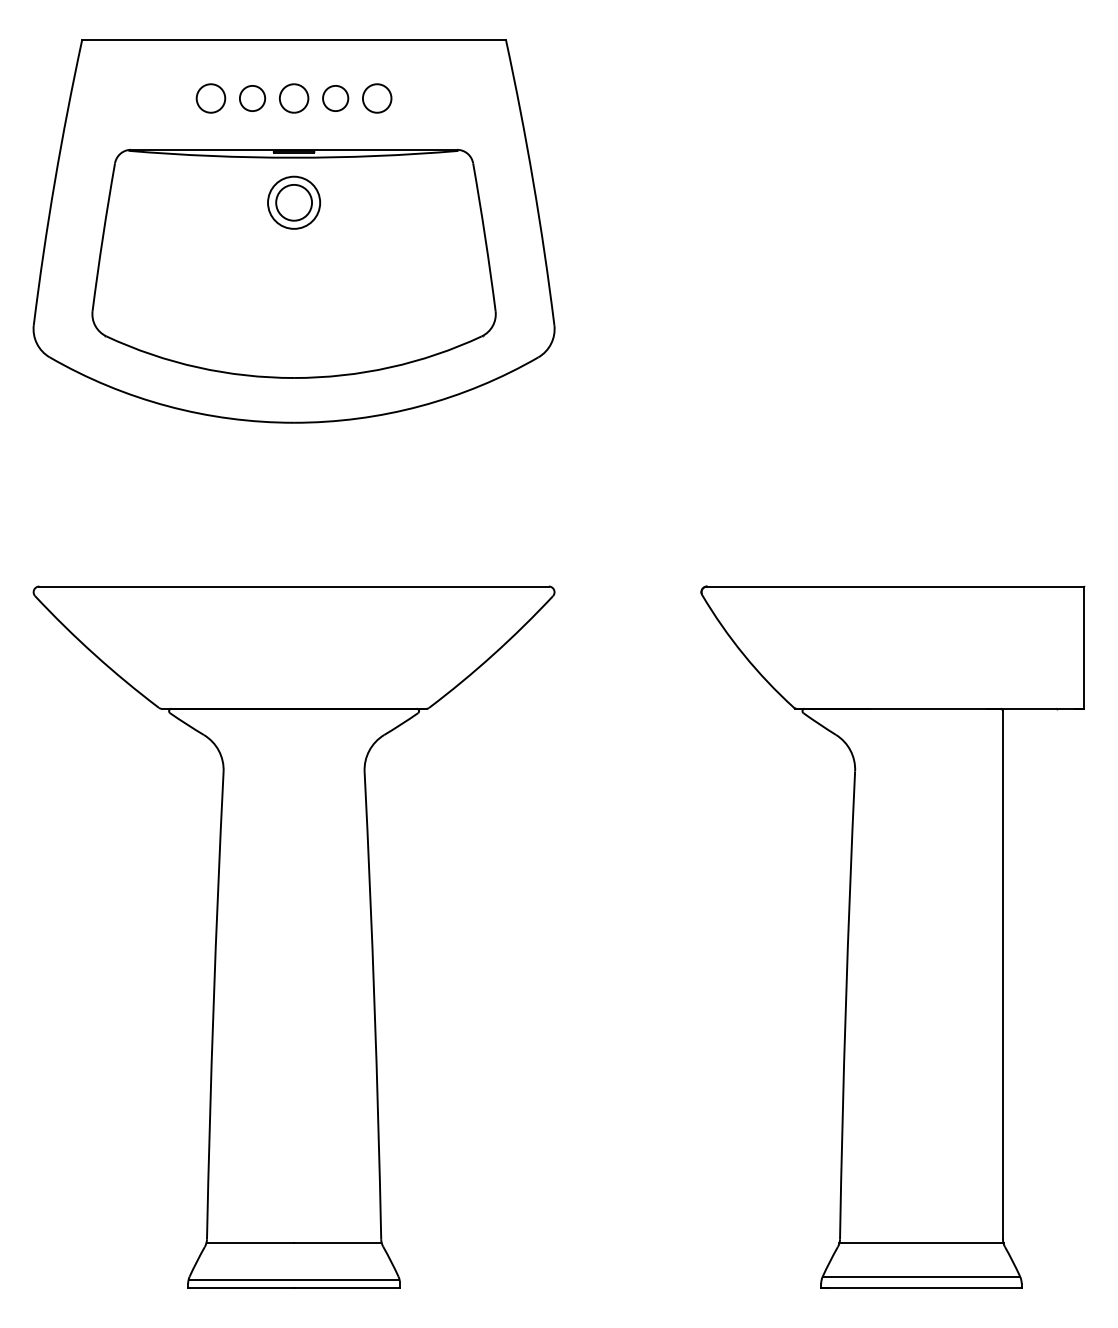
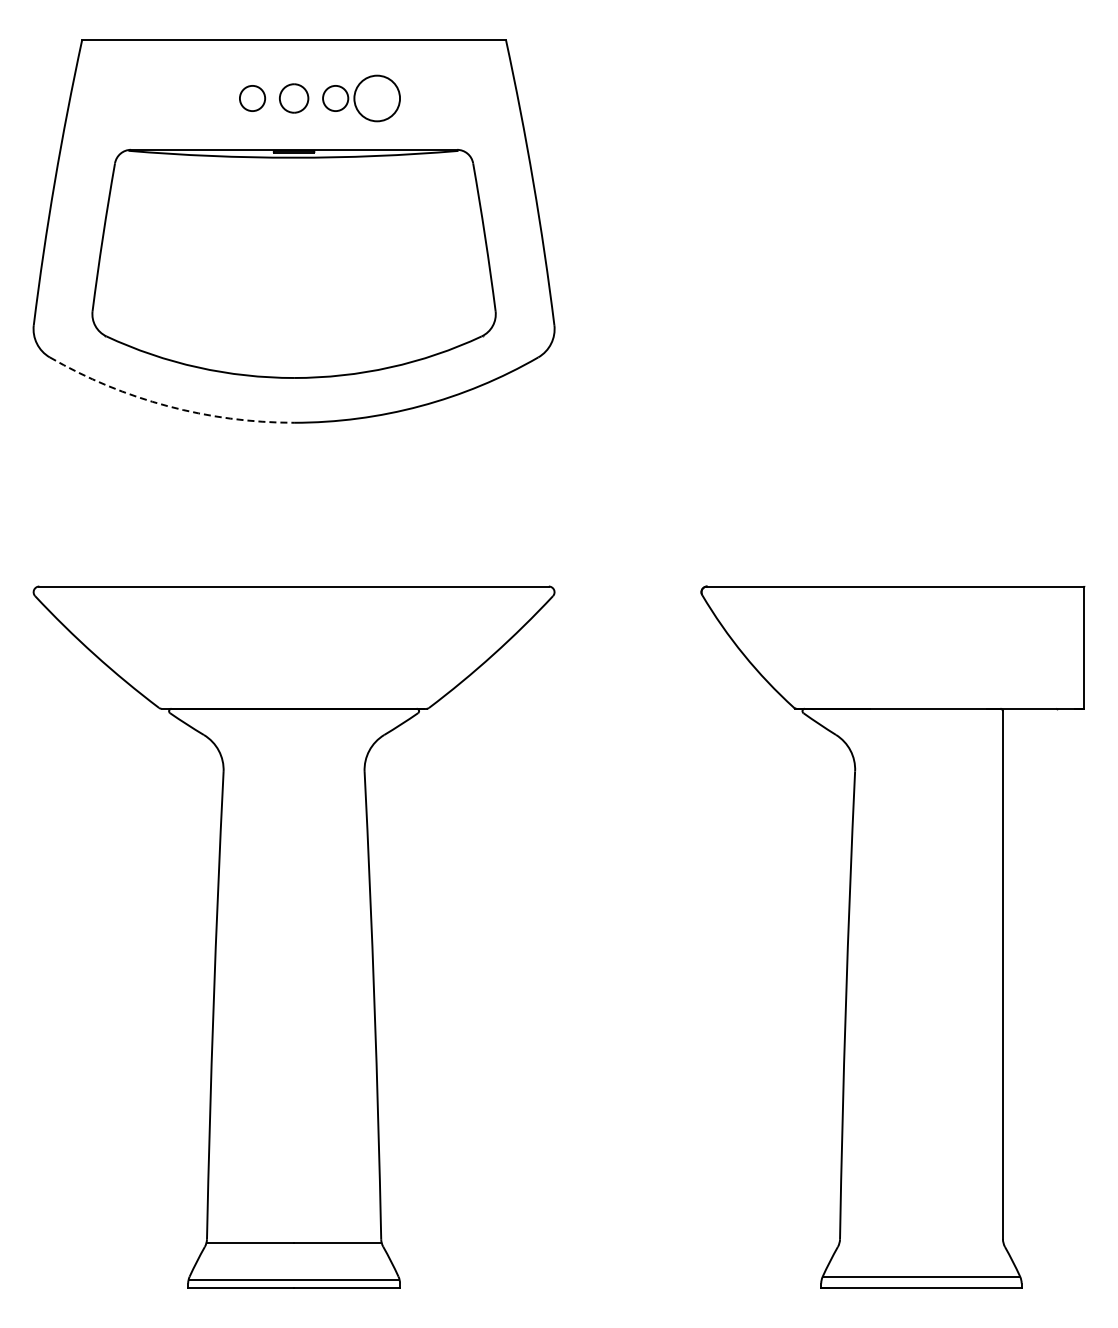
circle: present -> none (210, 98)
circle diameter: 29 px -> 46 px (377, 98)
part: present -> none (294, 202)
arc: solid -> dashed (167, 406)
line: present -> none (921, 1243)
